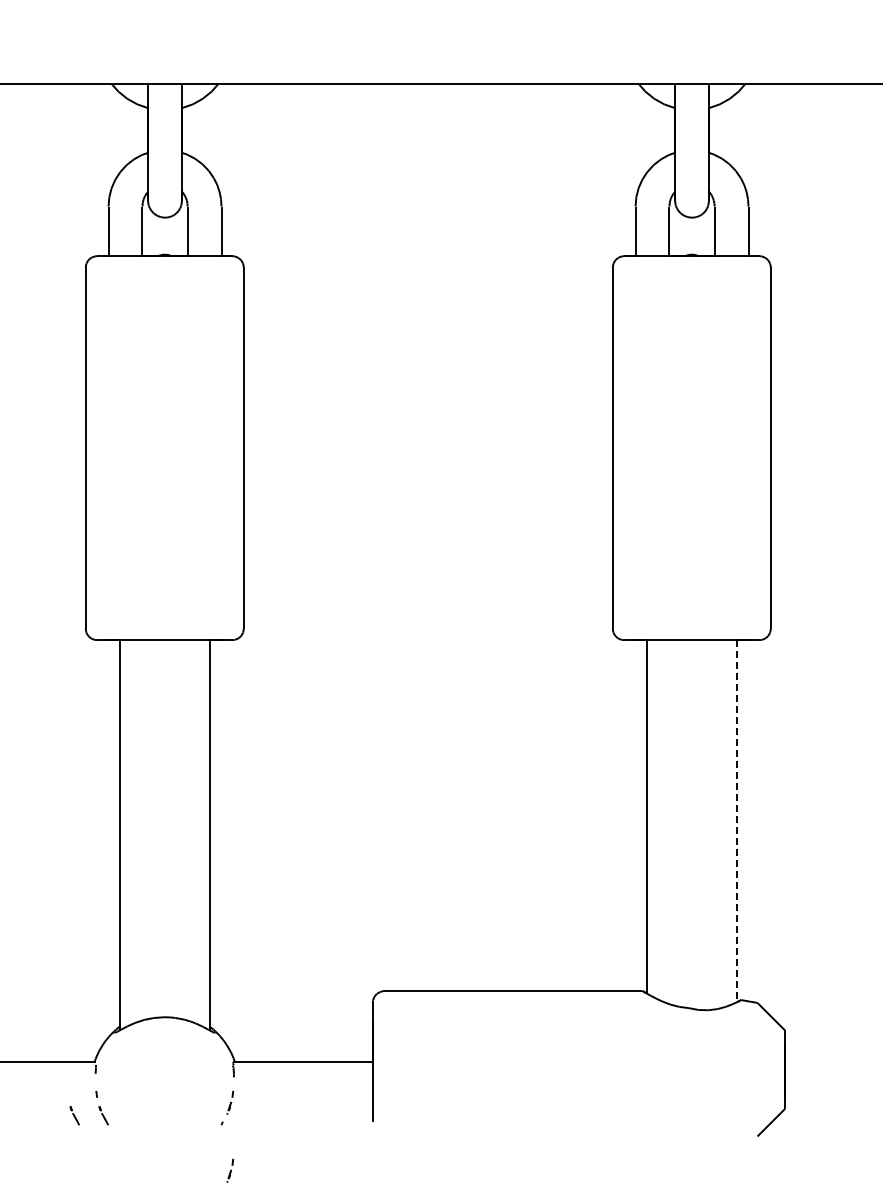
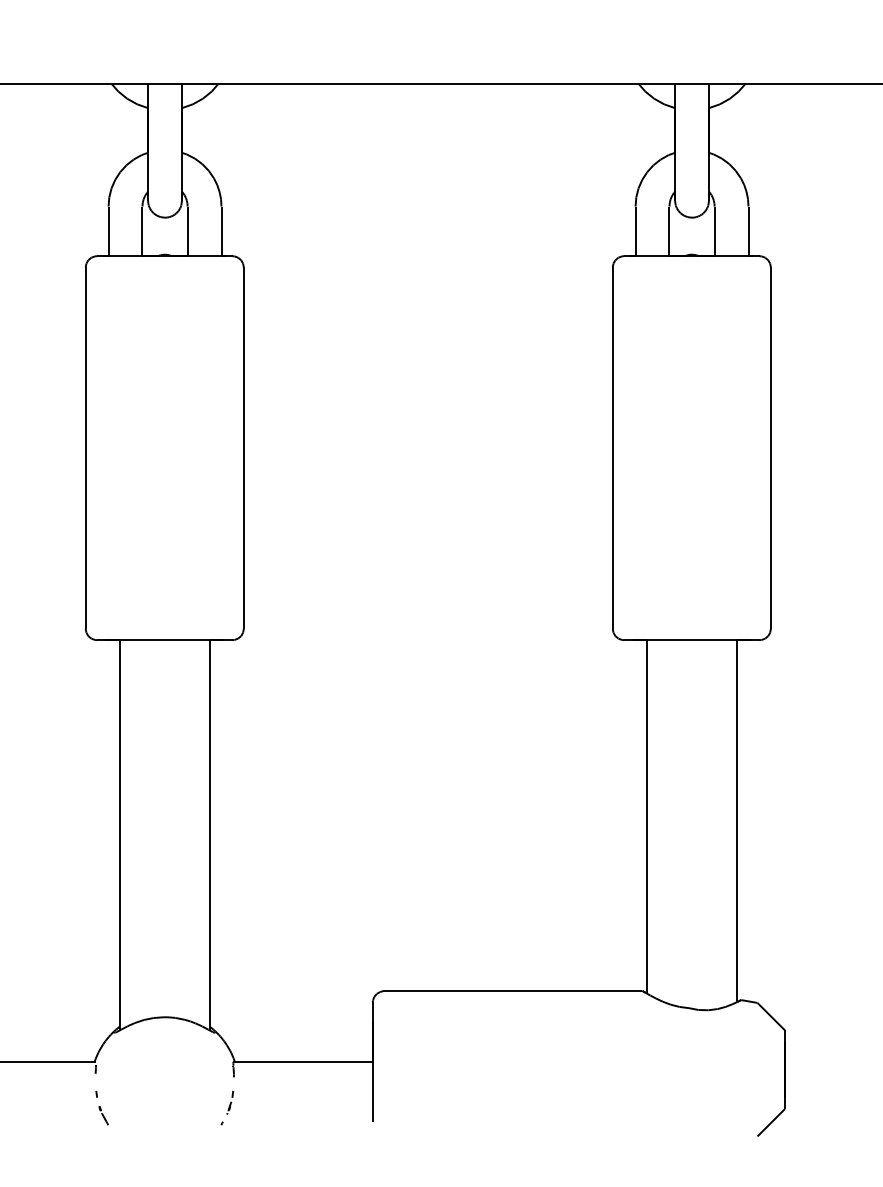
line: dashed -> solid (737, 821)
line: present -> none (74, 1115)
part: present -> none (230, 1170)
